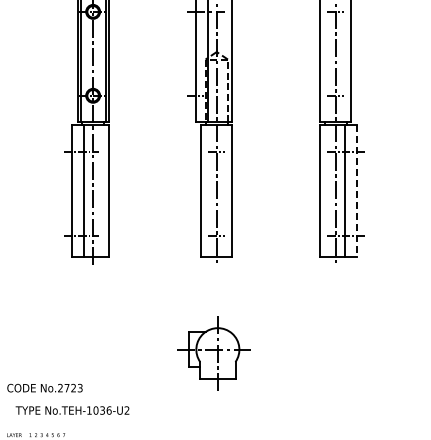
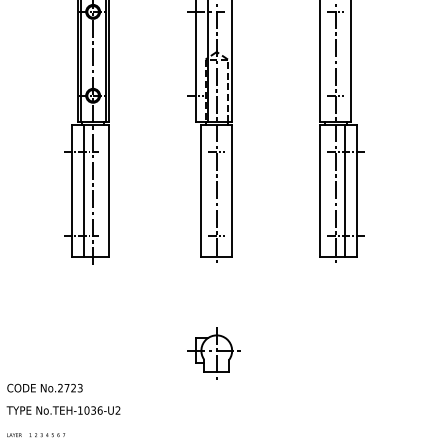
line: dashed -> solid (356, 190)
part size: 74x75 px -> 54x53 px (213, 353)
text position: (72, 410) -> (63, 410) (63, 410)
